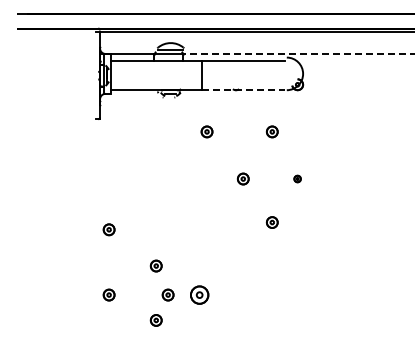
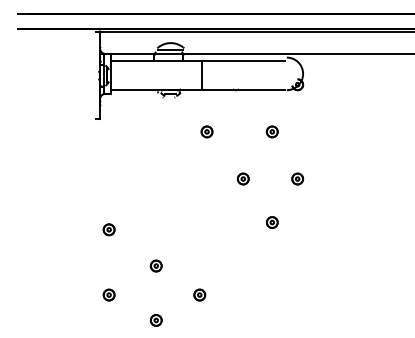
line: dashed -> solid (298, 53)
line: dashed -> solid (243, 90)
part size: 9x10 px -> 13x14 px (297, 178)
part: present -> none (167, 294)
part size: 20x20 px -> 14x14 px (199, 294)
